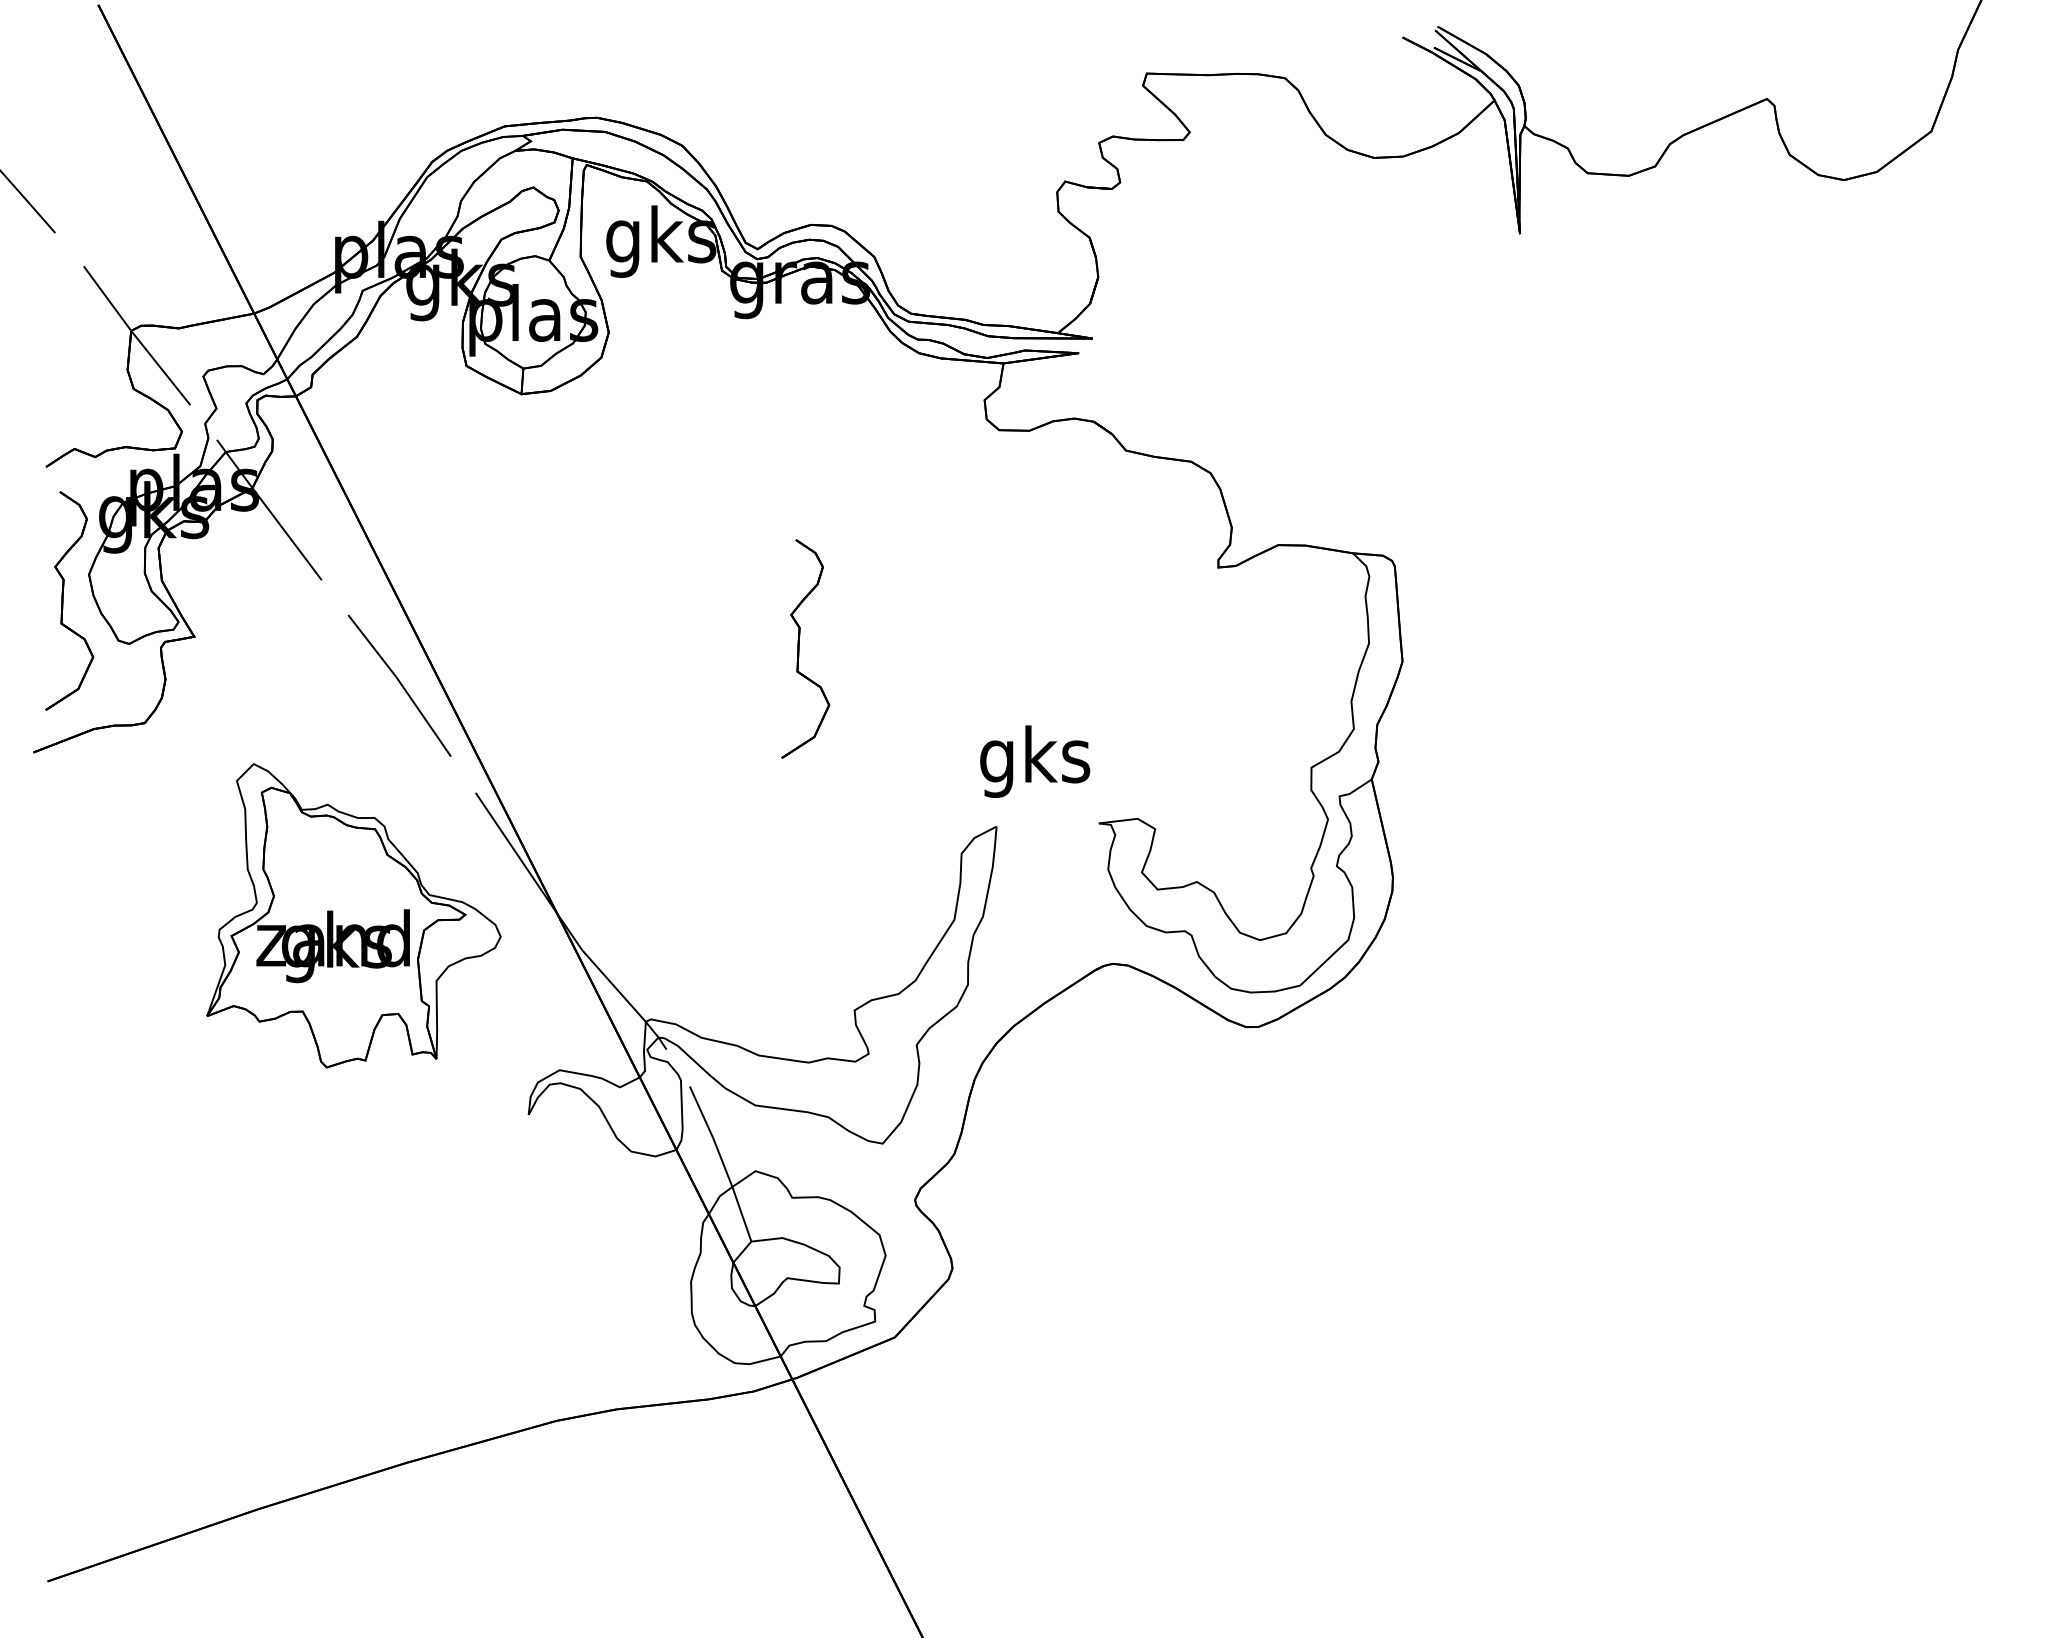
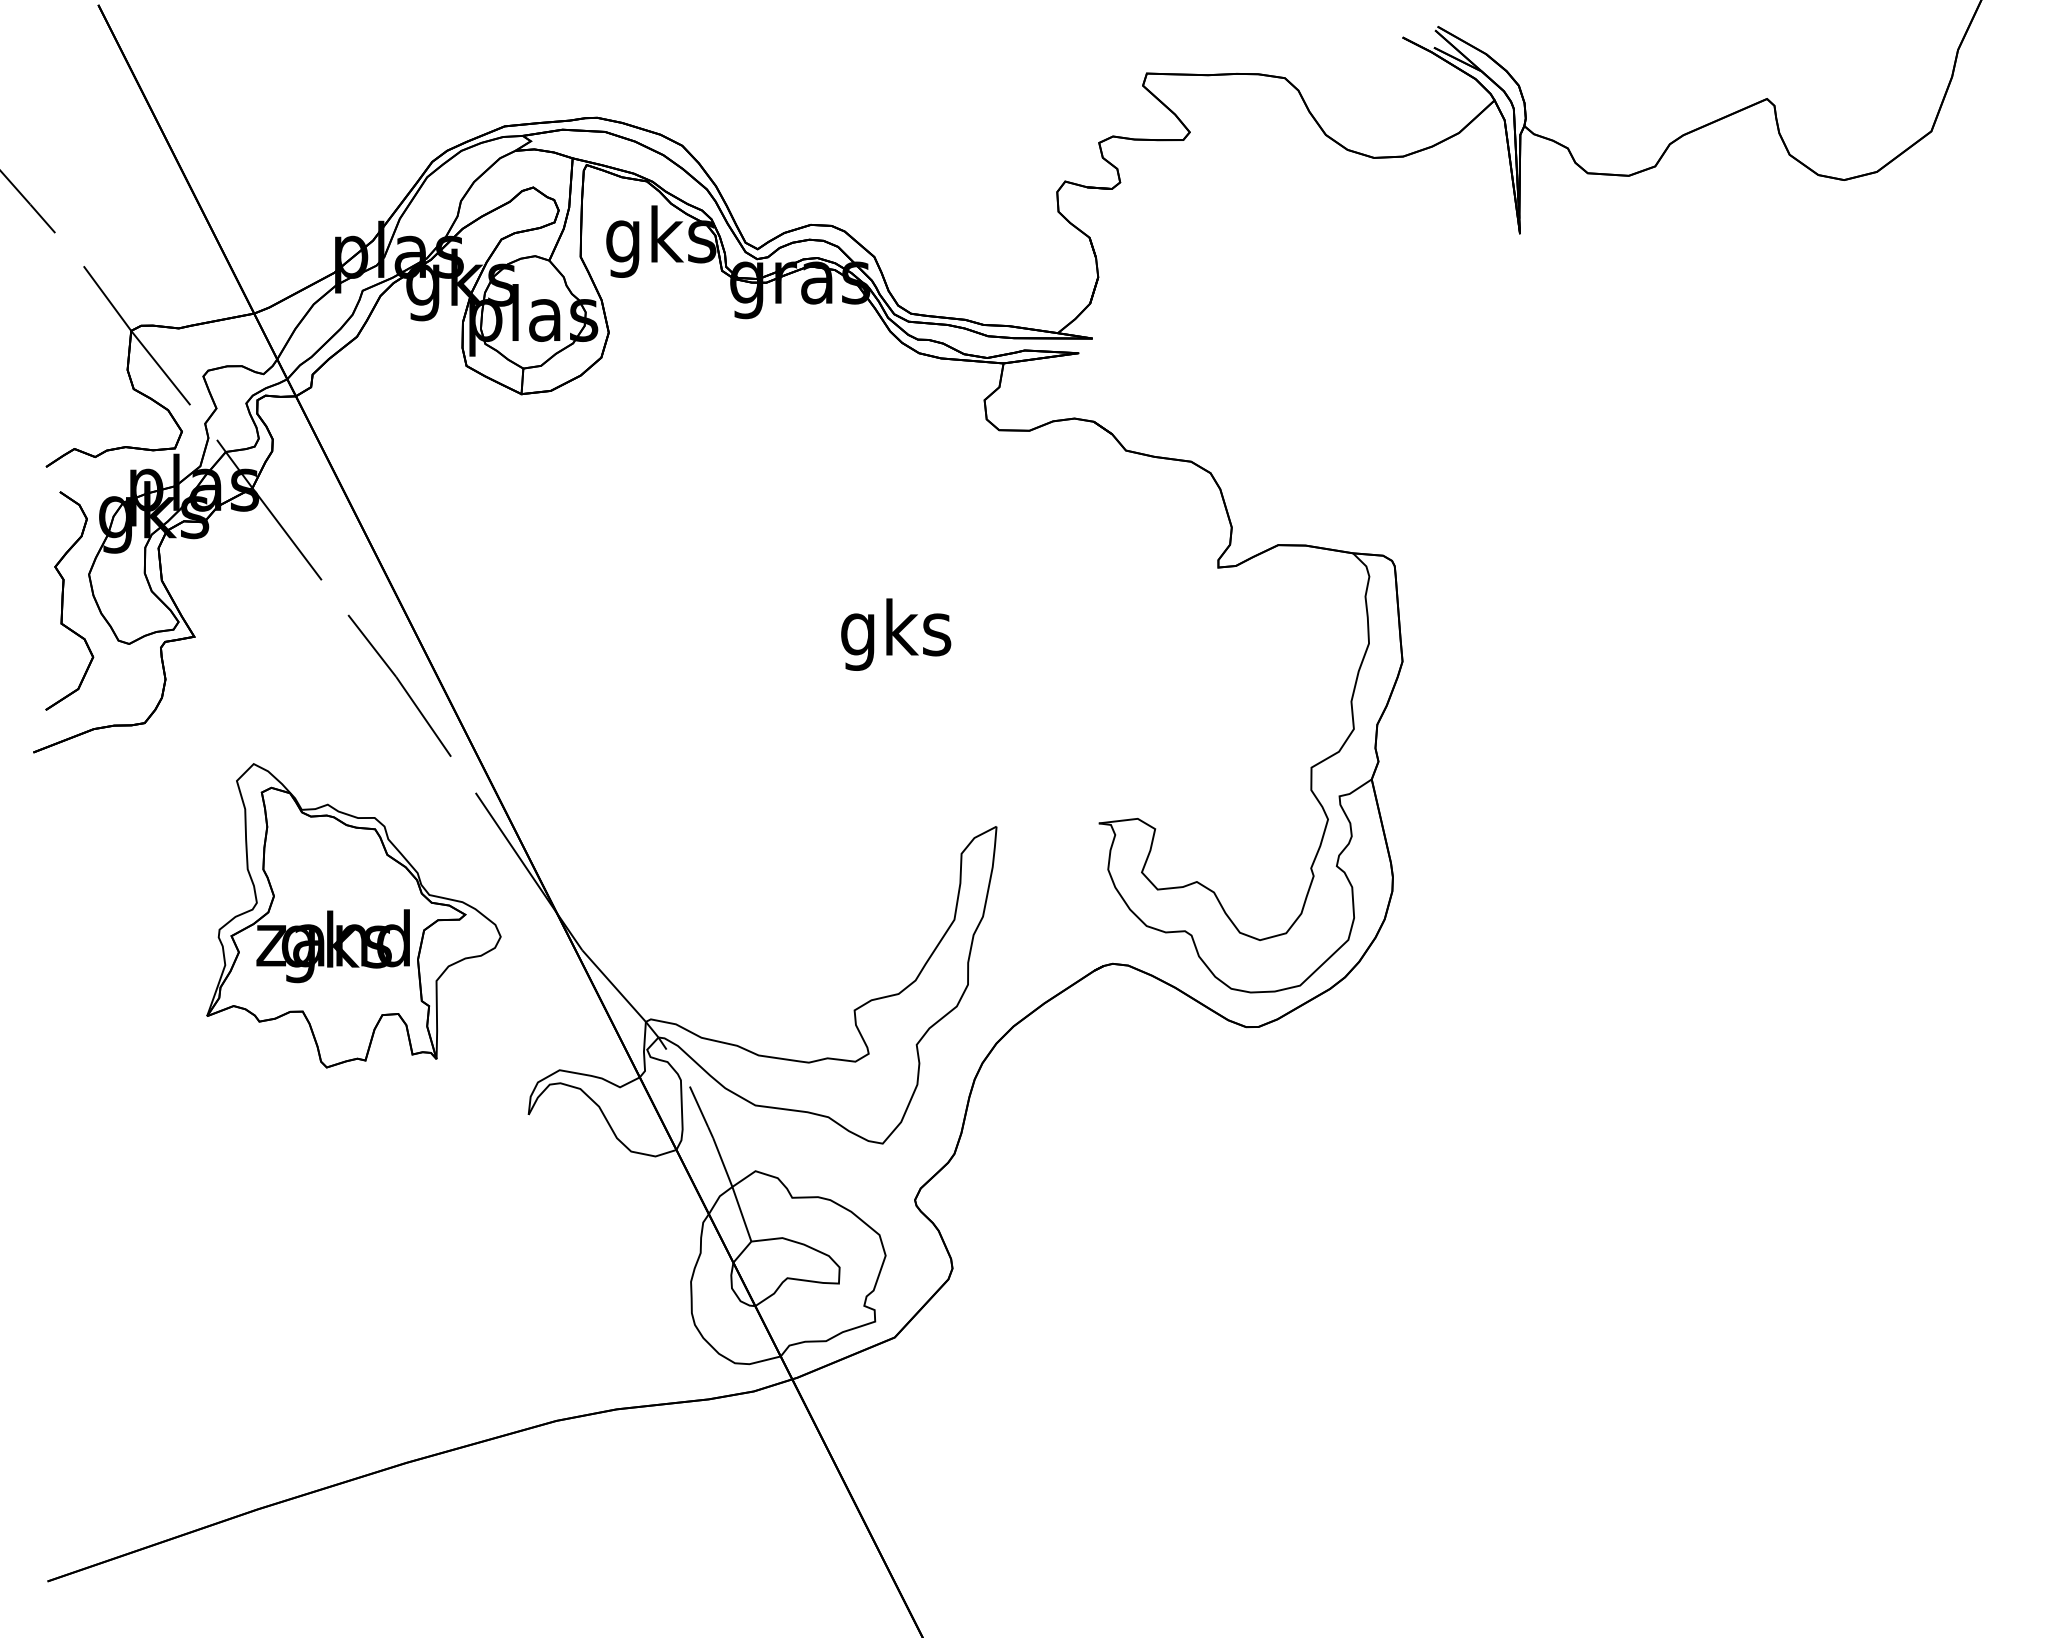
part: present -> none (805, 648)
text position: (1035, 761) -> (896, 634) (896, 634)
